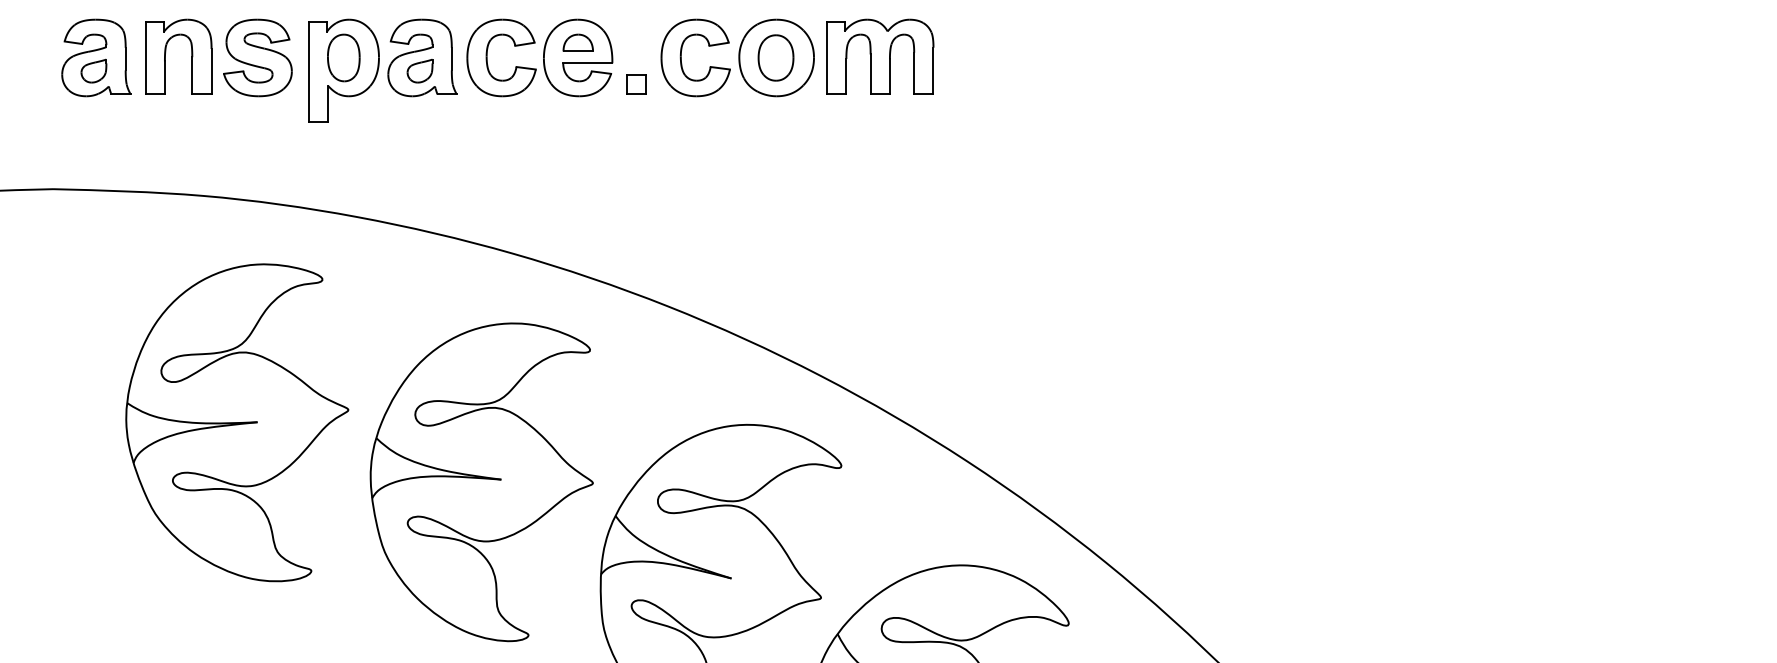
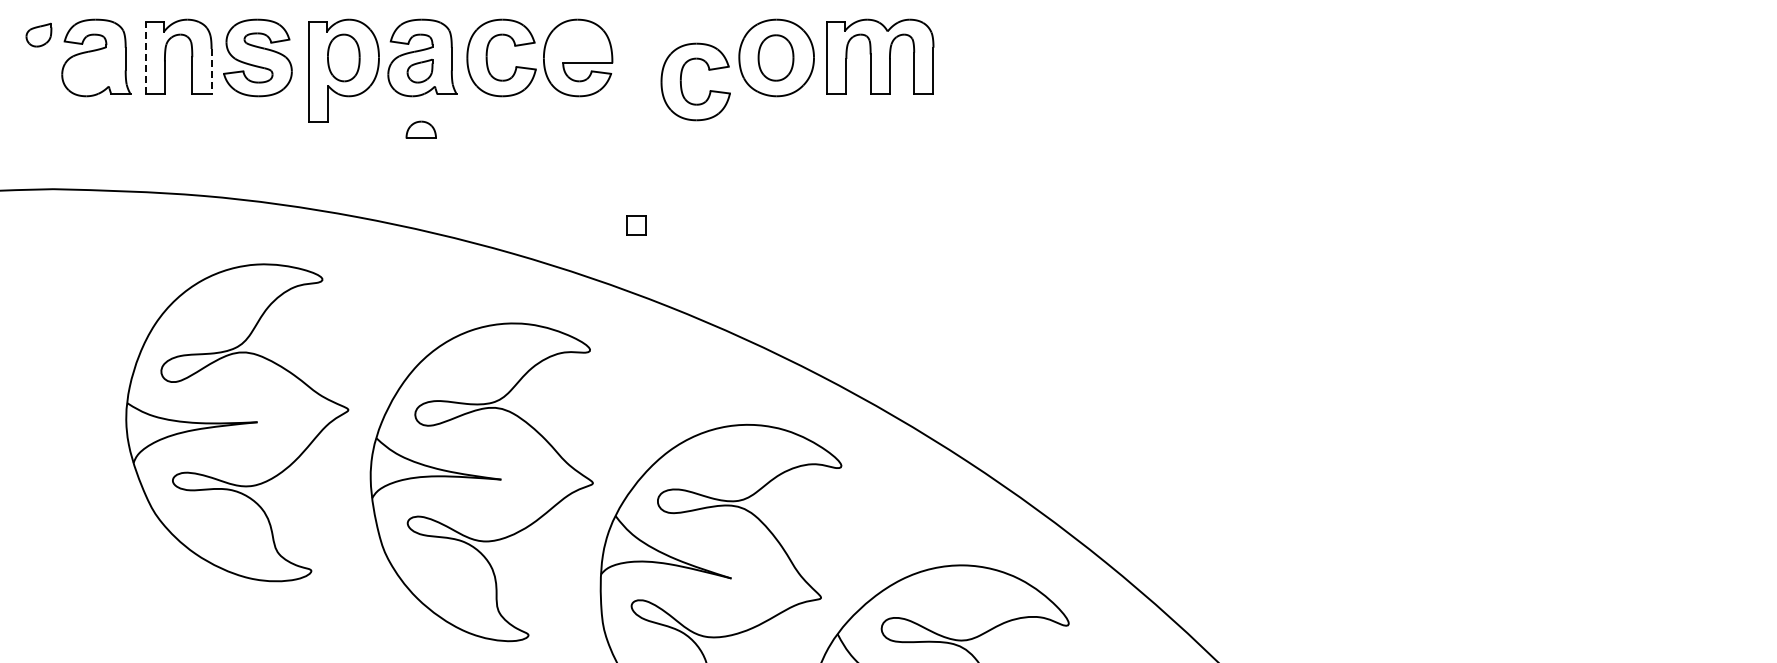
part position: (577, 42) -> (420, 129) (420, 129)
line: solid -> dashed (145, 57)
part position: (681, 57) -> (681, 81) (681, 81)
part position: (93, 70) -> (38, 34) (38, 34)
line: solid -> dashed (211, 71)
part position: (636, 84) -> (636, 225) (636, 225)
